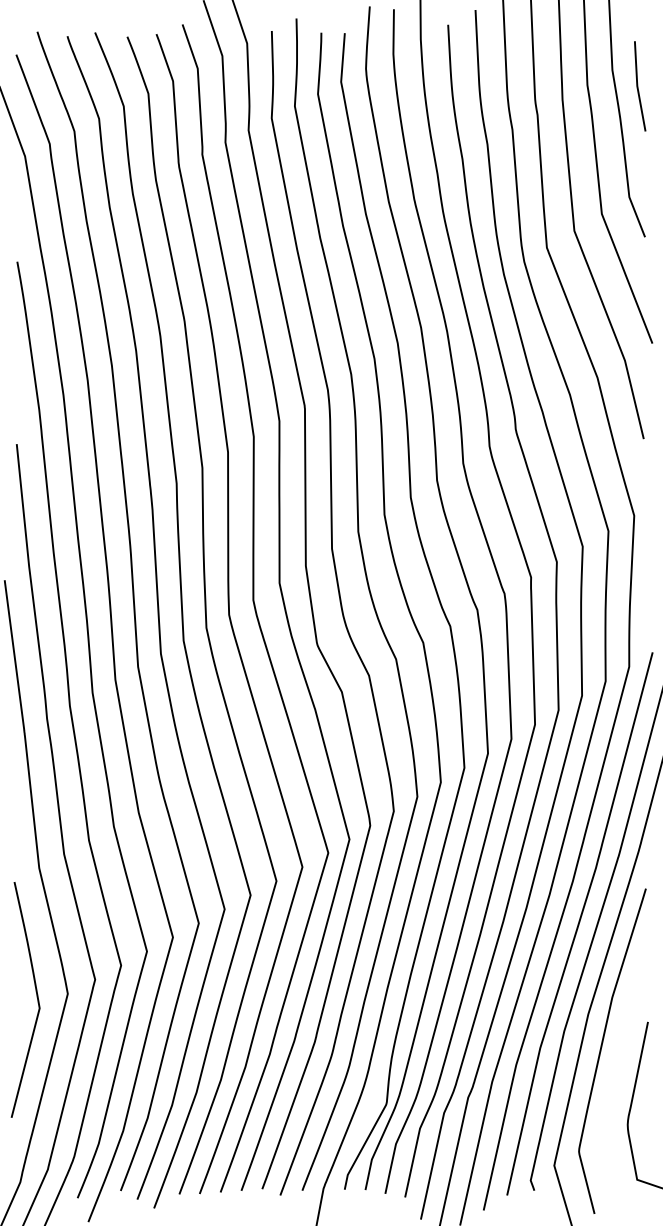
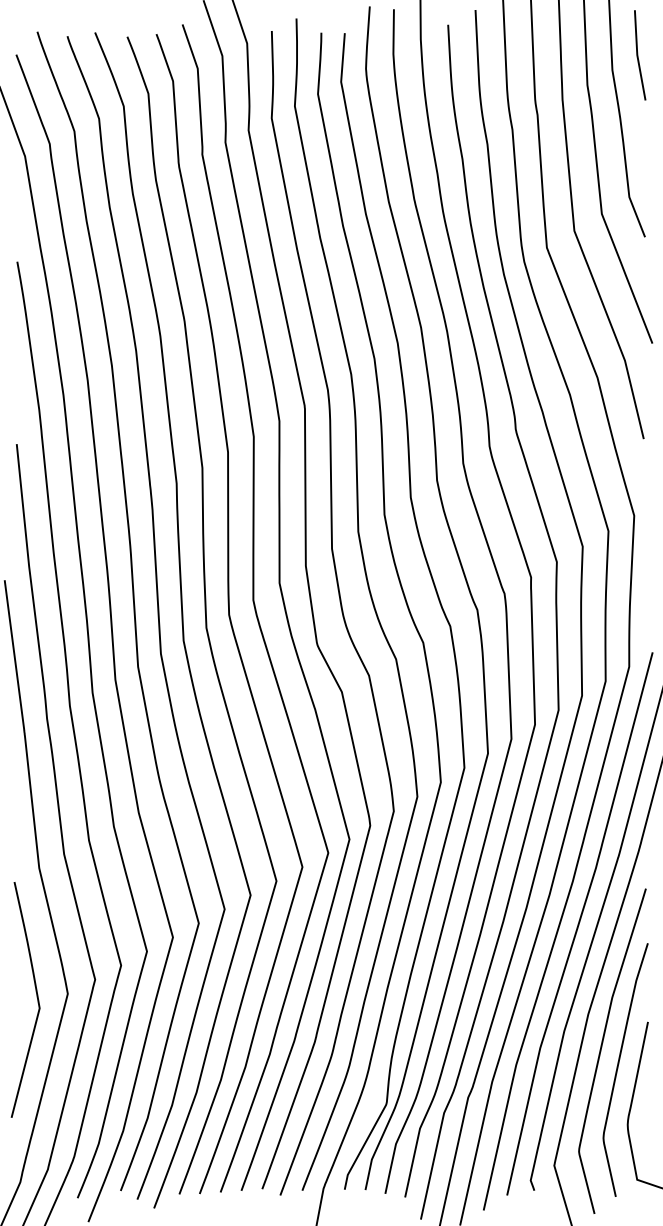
line position: (638, 86) -> (638, 55) (638, 55)
curve: none -> present (618, 1068)
